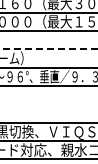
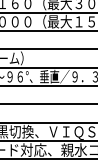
line: dashed -> solid (49, 49)
line: none -> present (48, 104)
